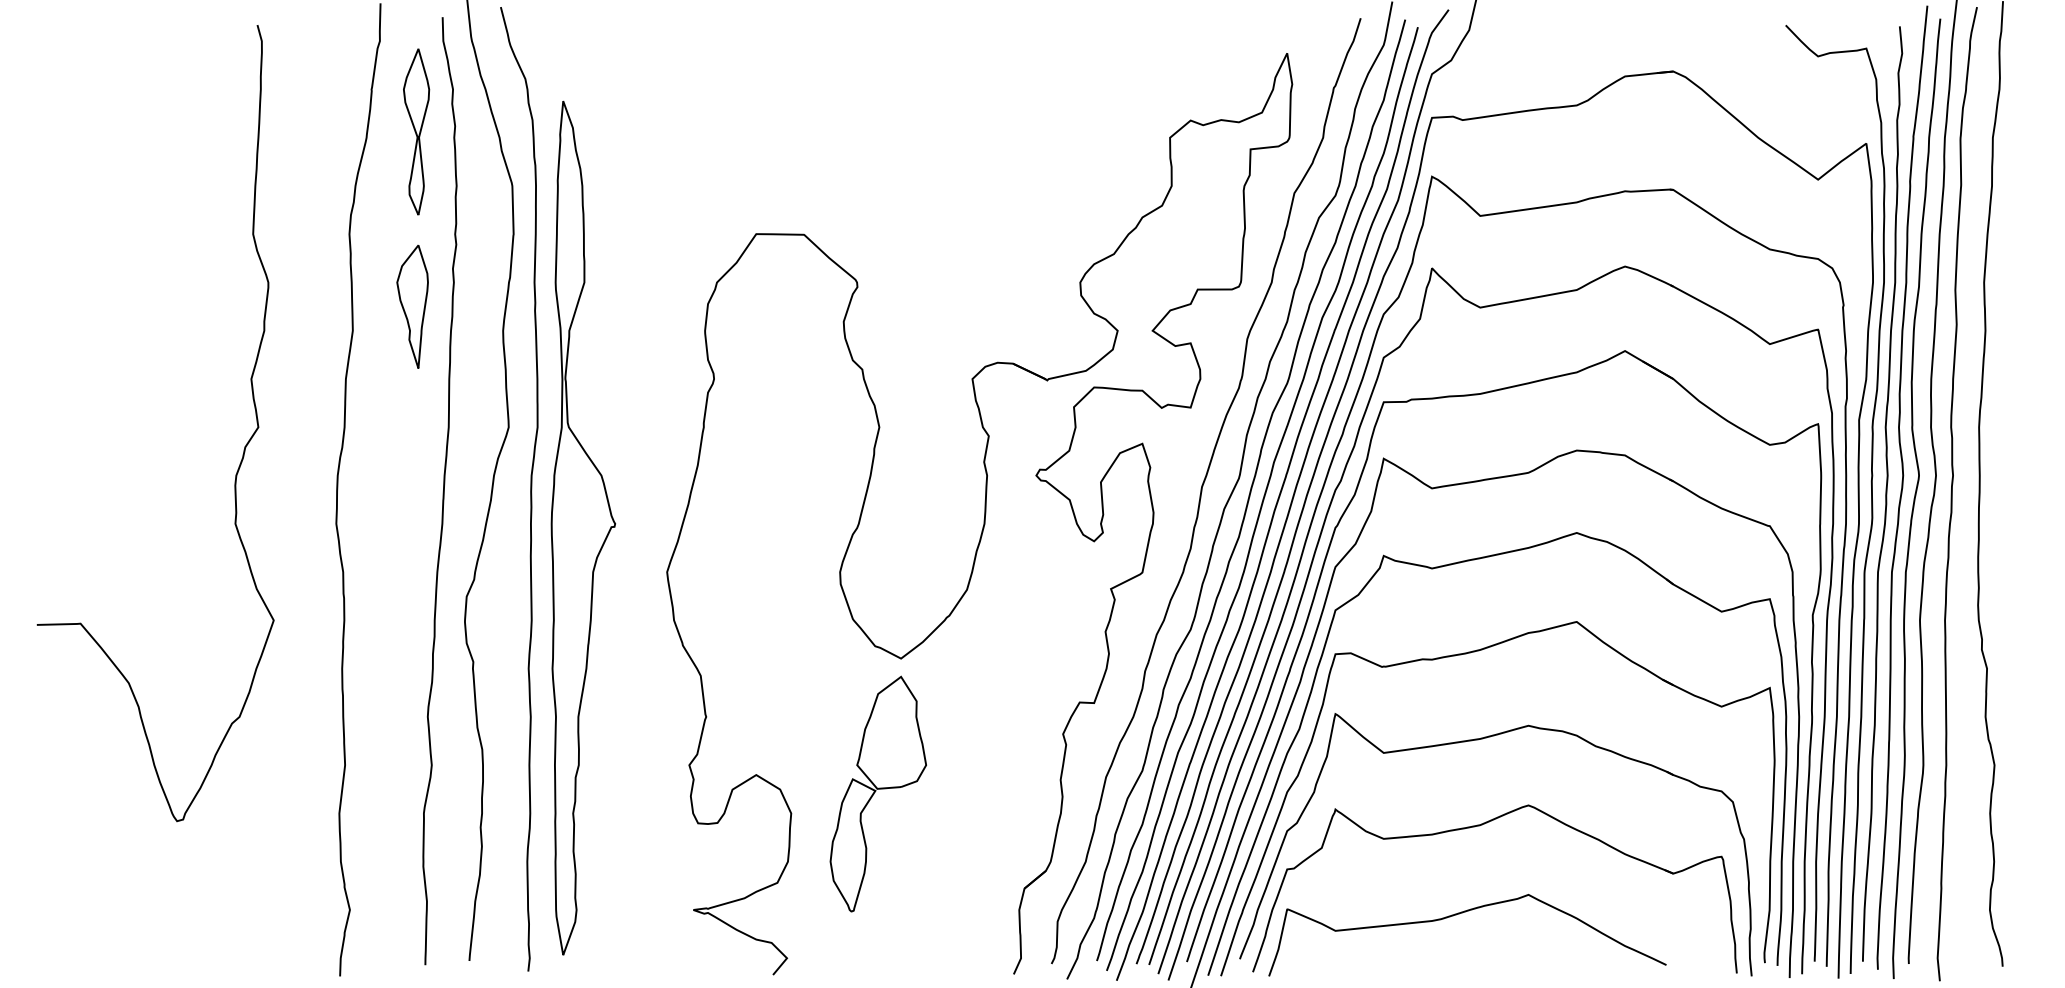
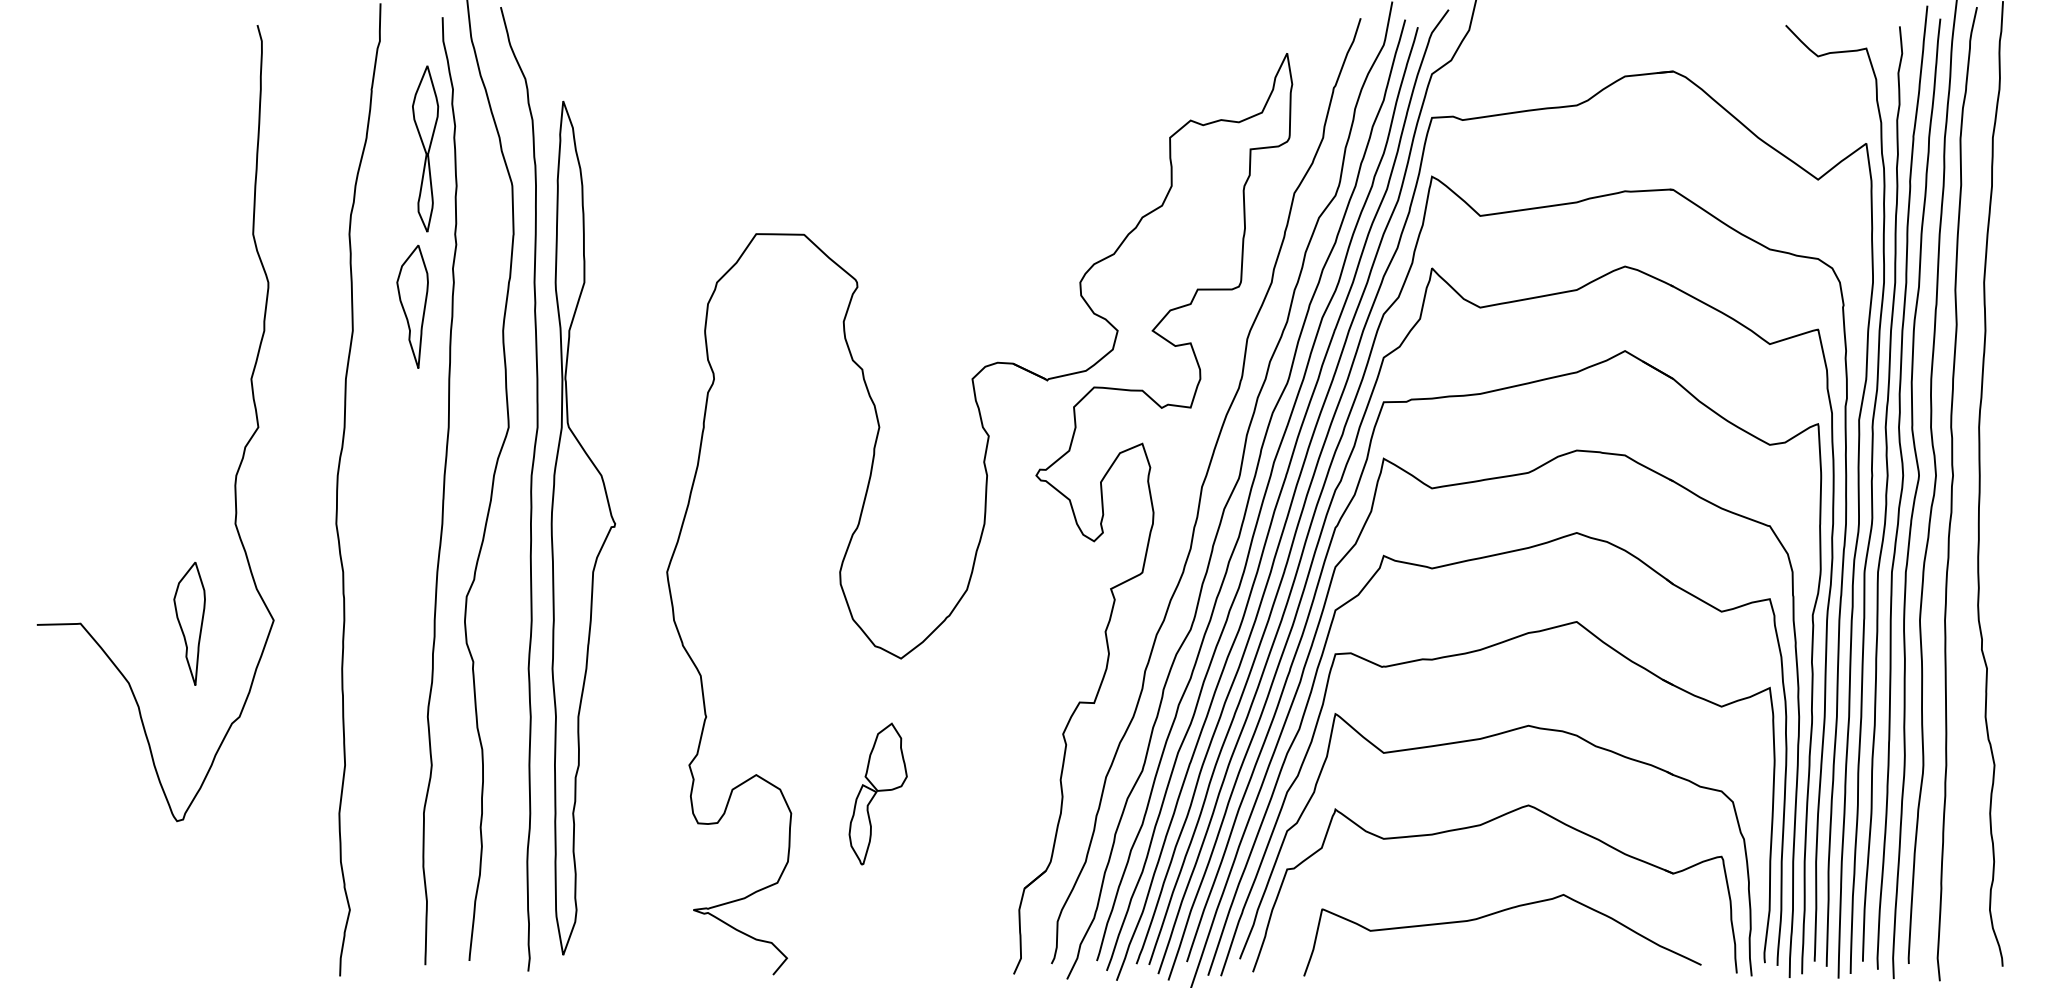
part position: (416, 131) -> (425, 148) (425, 148)
part: none -> present (189, 623)
part size: 98x238 px -> 60x144 px (877, 793)
curve position: (1459, 914) -> (1494, 914) (1494, 914)
